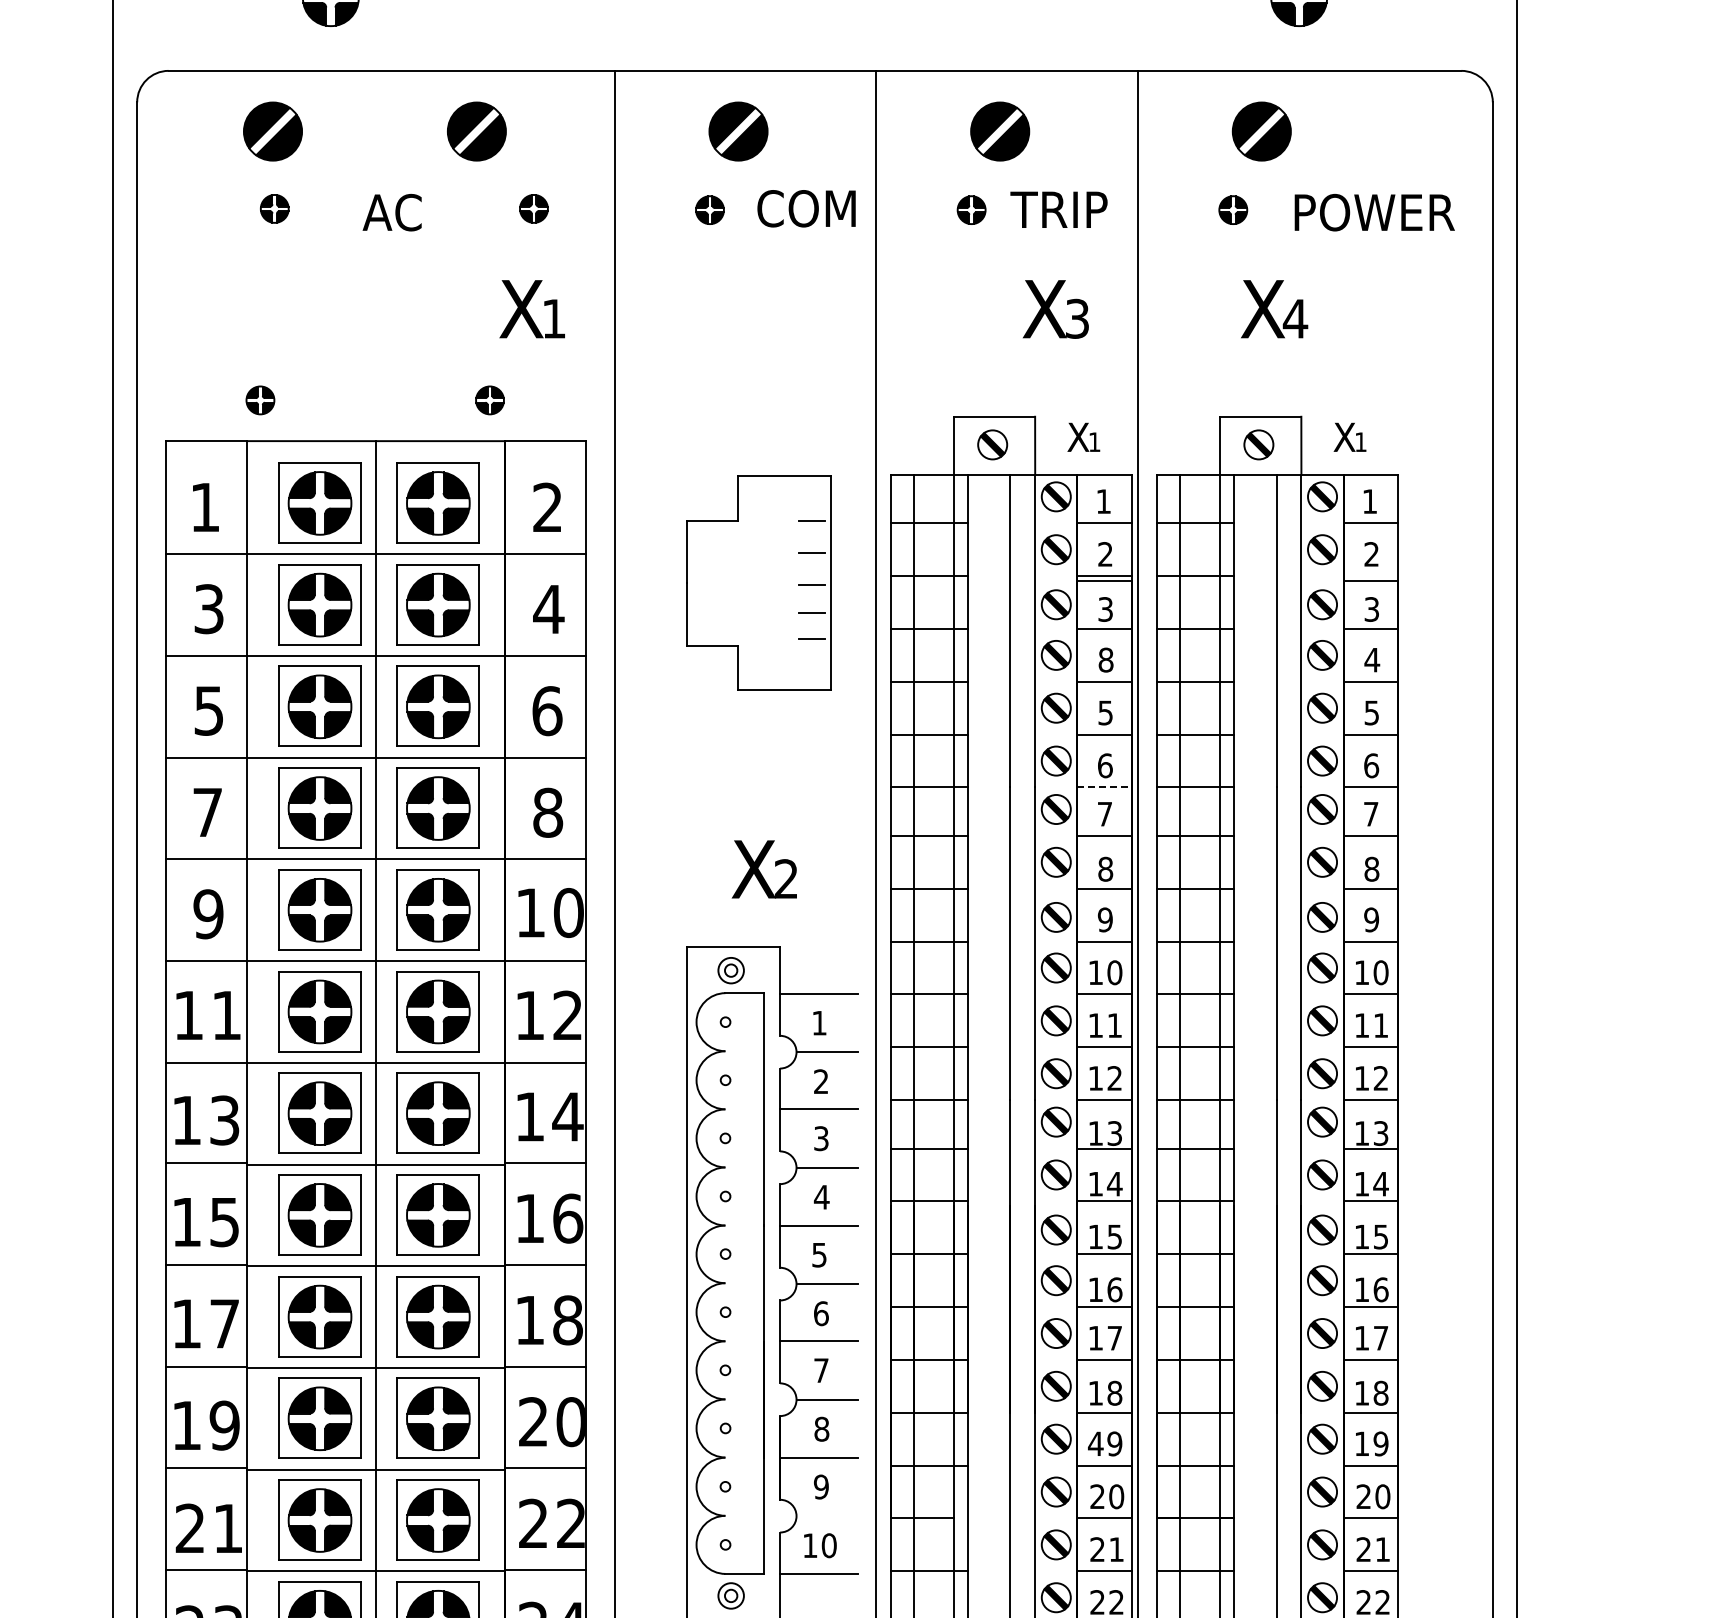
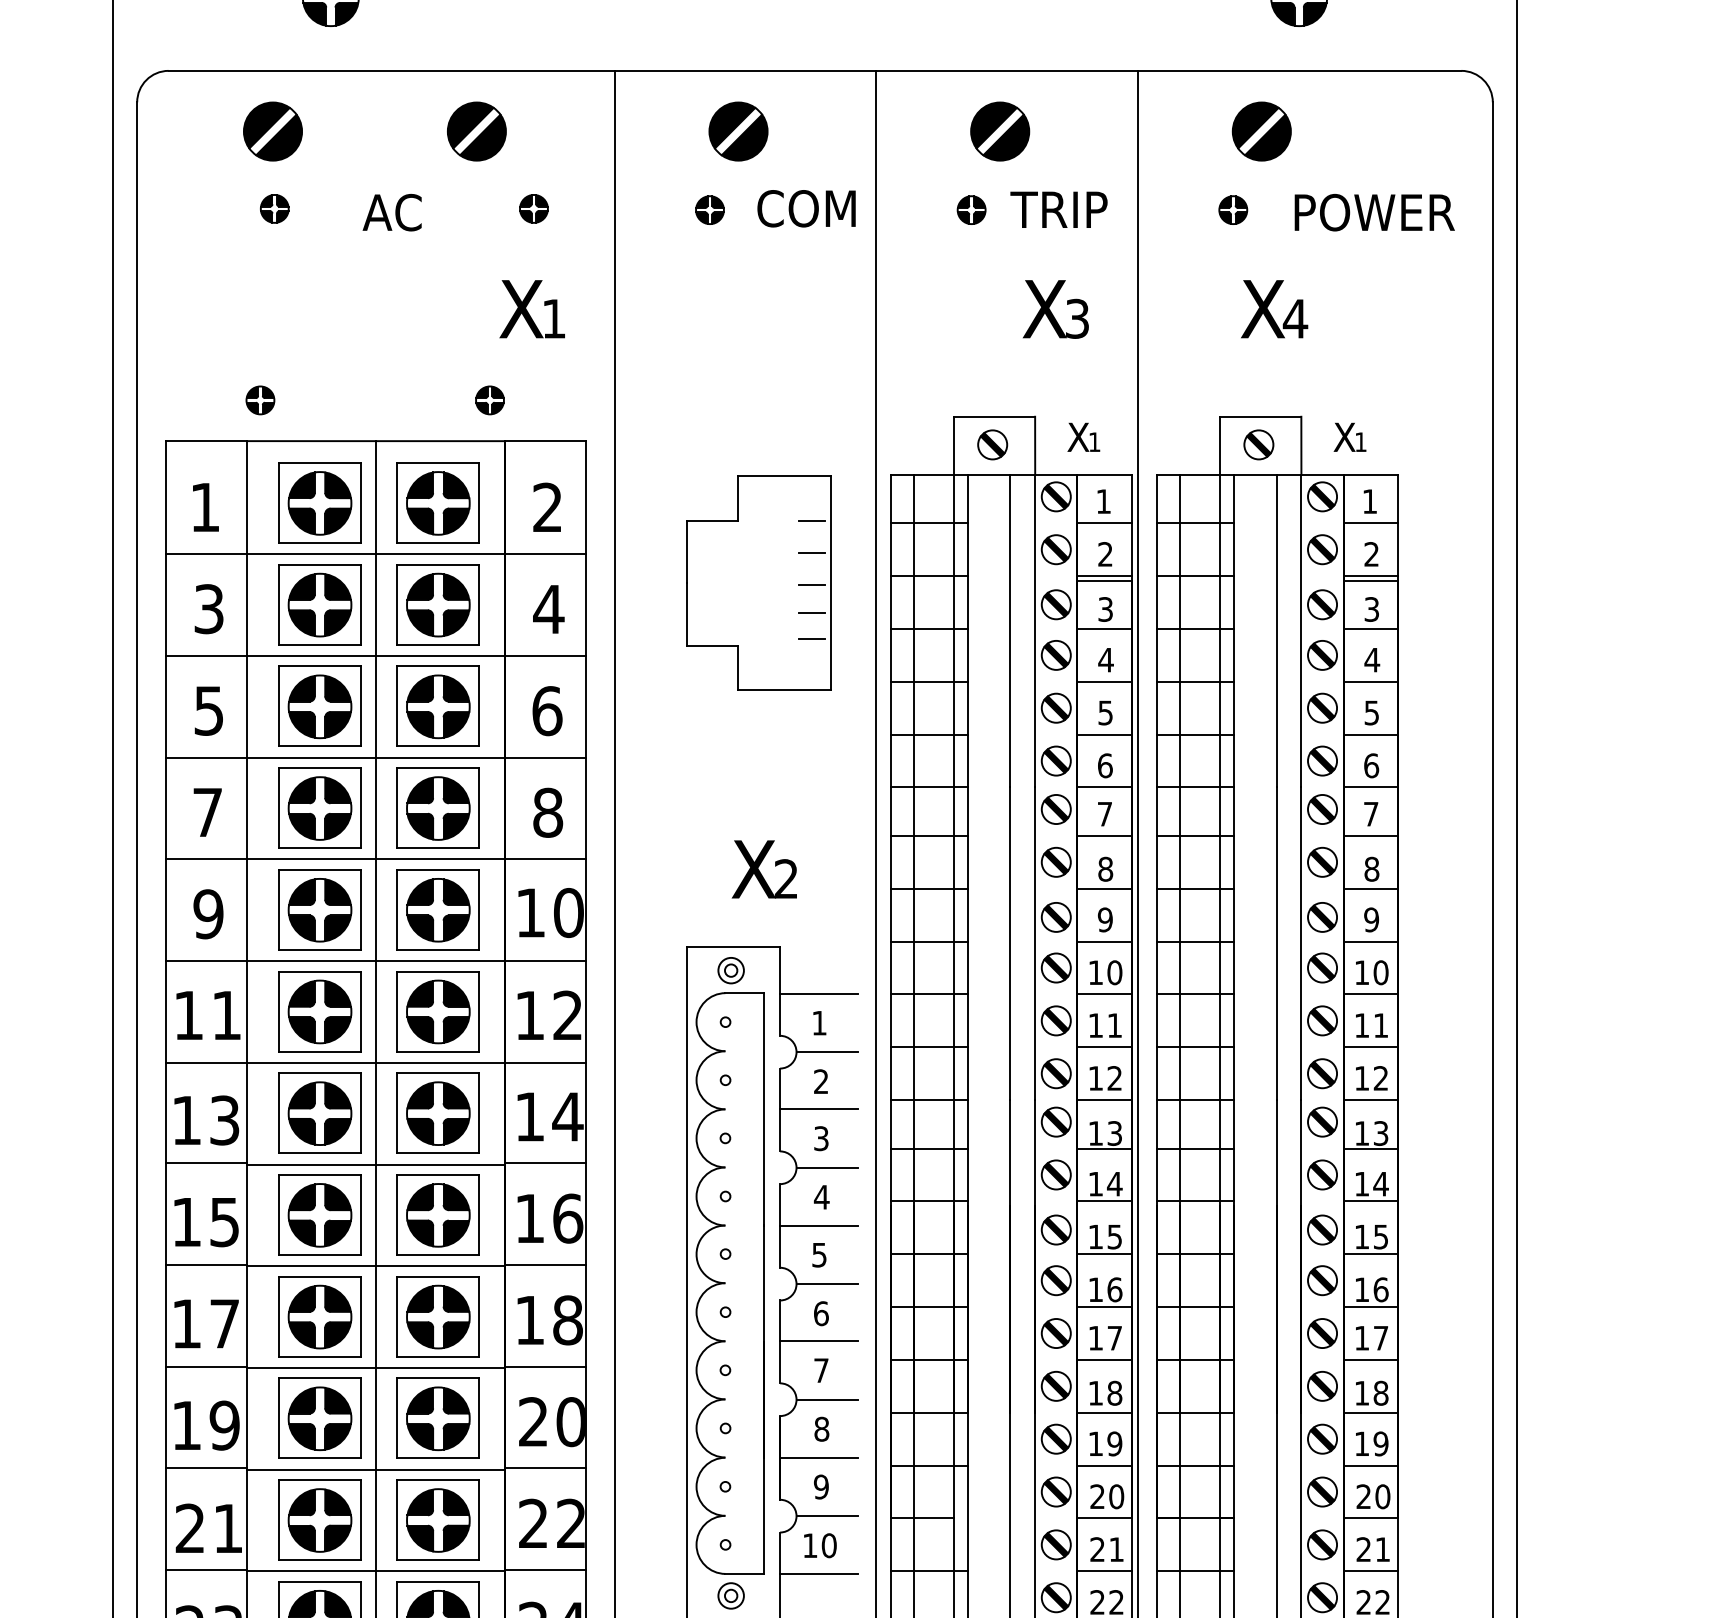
line: none -> present (1370, 576)
text: 8 -> 4 (1105, 659)
line: dashed -> solid (1105, 787)
text: 49 -> 19 (1095, 1443)
line: none -> present (826, 1516)
